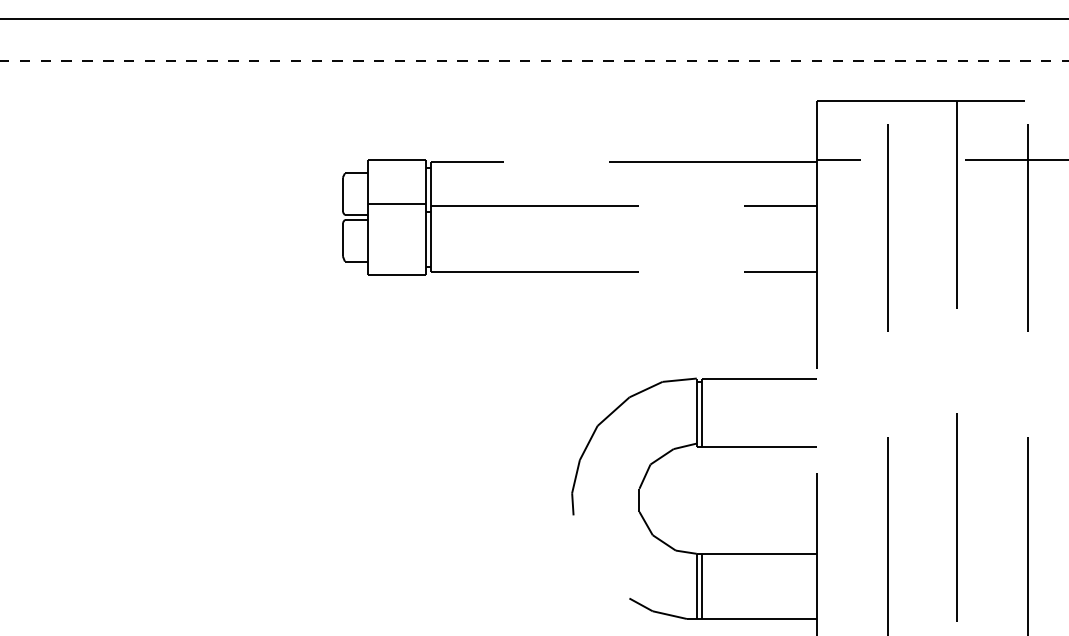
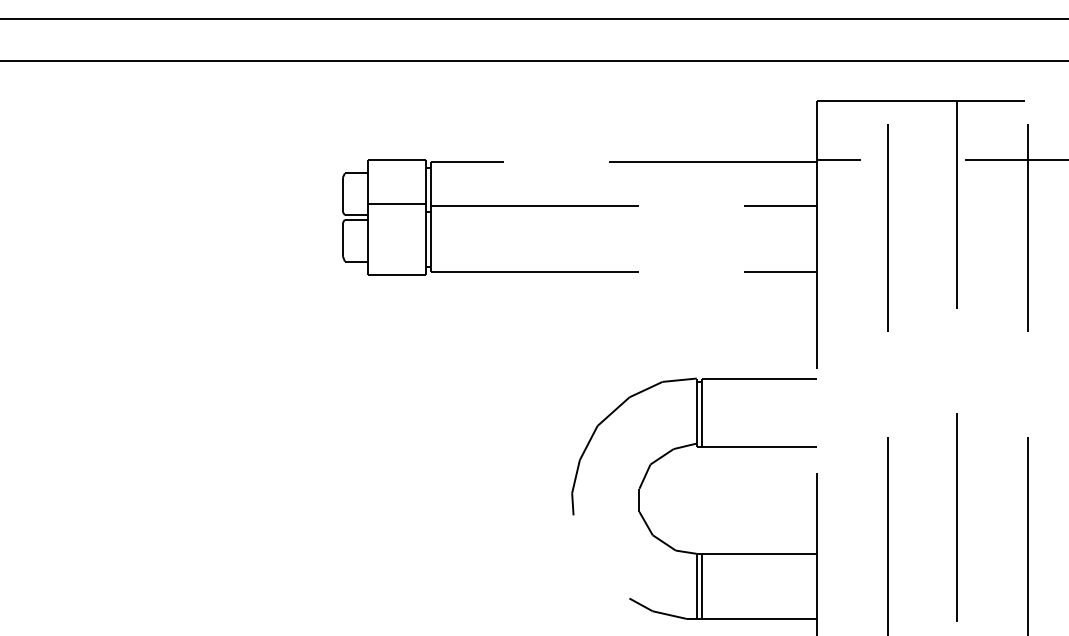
line: dashed -> solid (534, 60)
